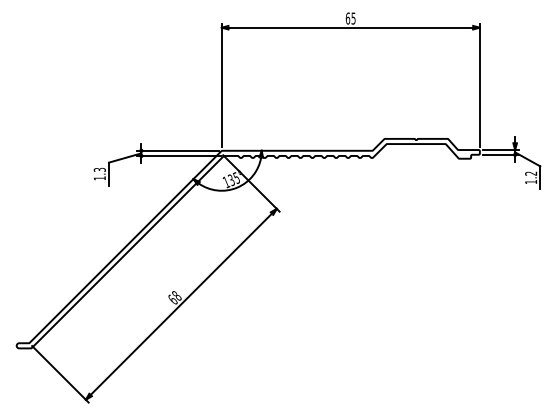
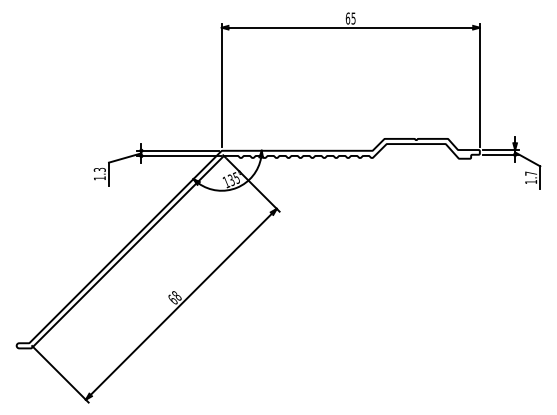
text: 1.2 -> 1.7 (531, 173)
